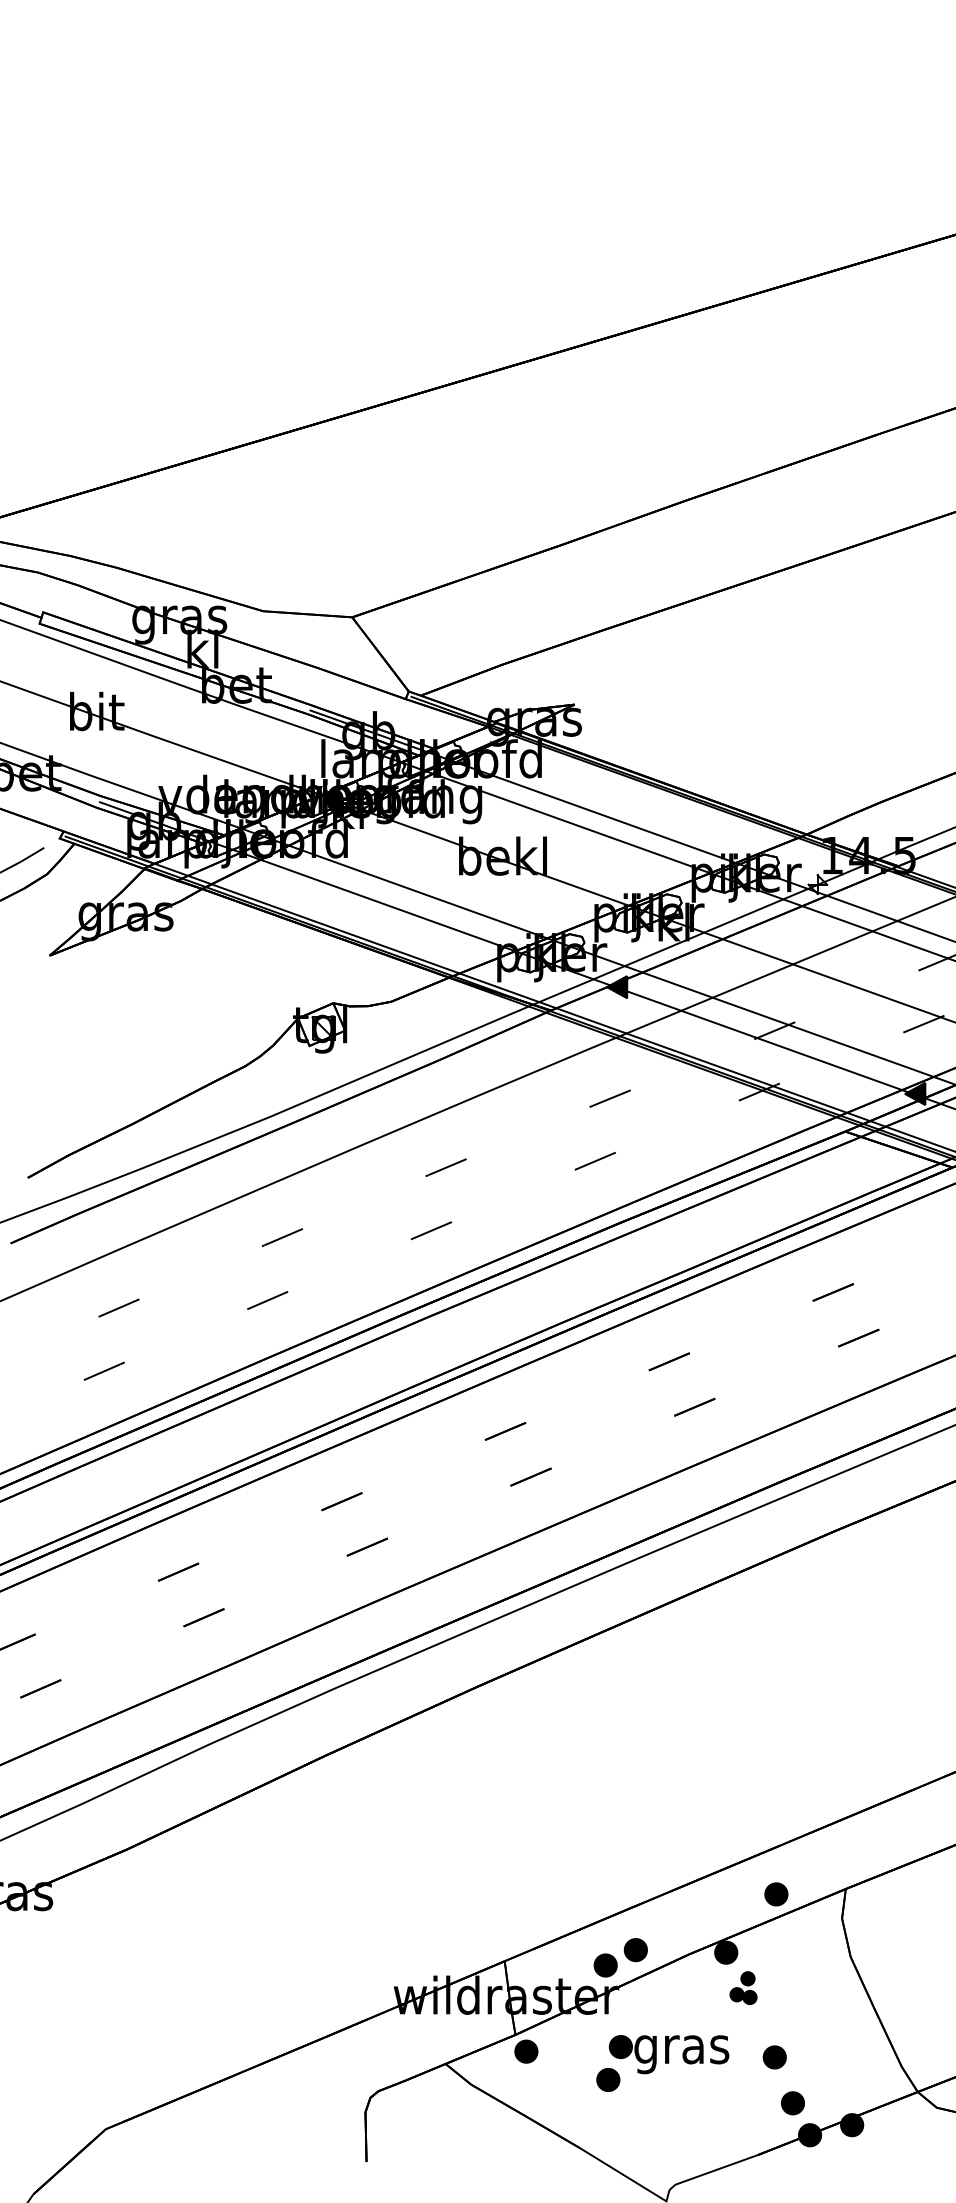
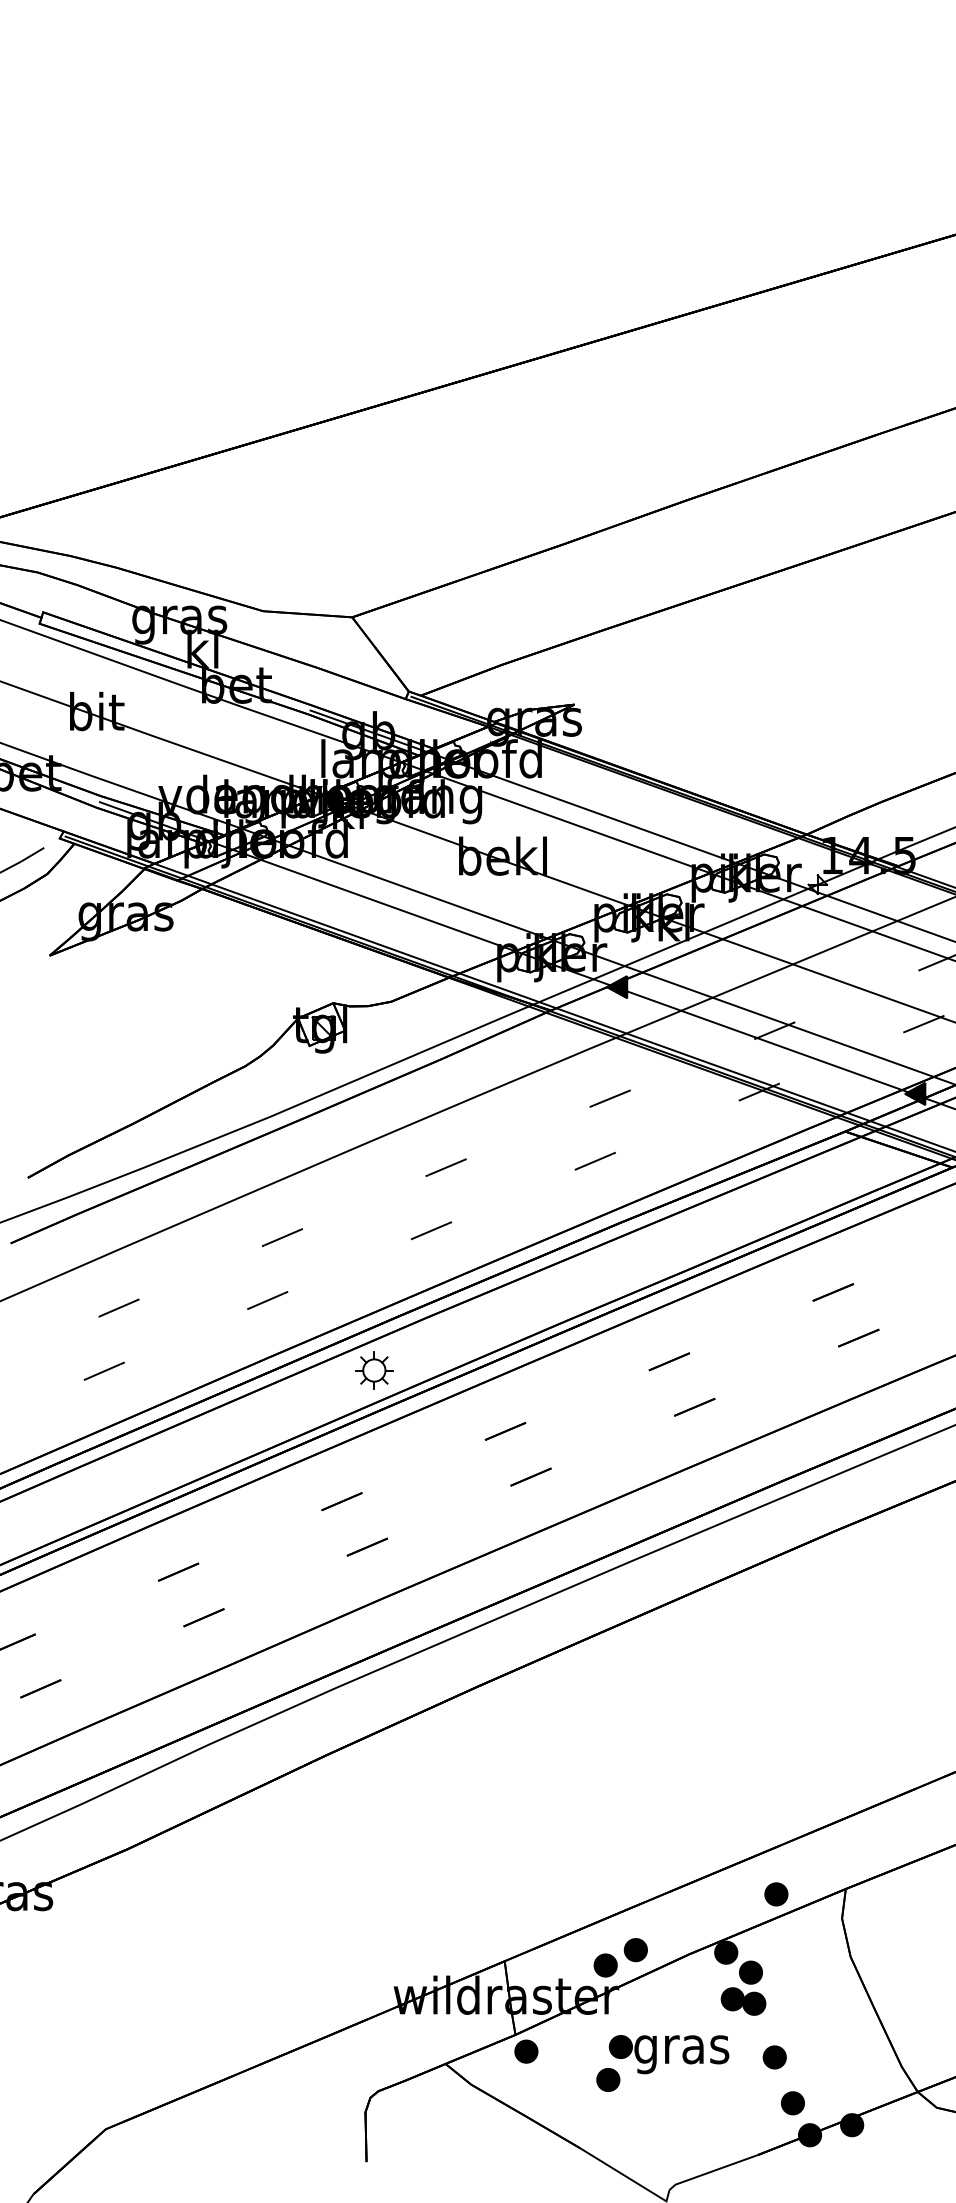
part: none -> present (374, 1370)
part size: 29x34 px -> 47x56 px (743, 1987)
